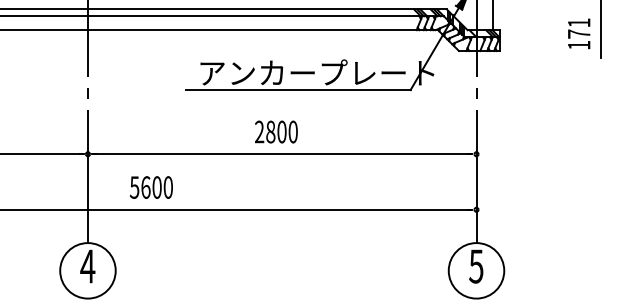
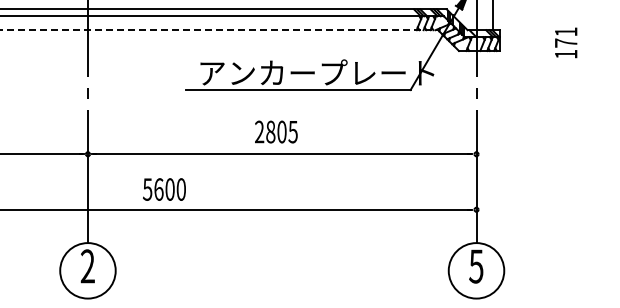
line: present -> none (601, 29)
line: solid -> dashed (219, 30)
text position: (579, 33) -> (566, 42) (566, 42)
text: 2800 -> 2805 (292, 131)
text position: (151, 187) -> (164, 189) (164, 189)
text: 4 -> 2 (87, 266)
